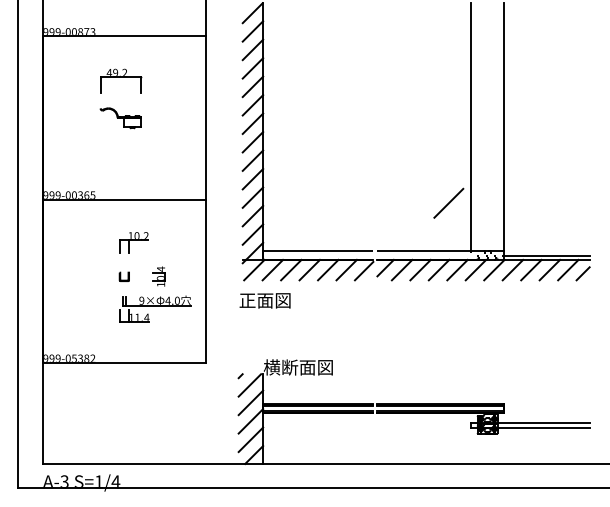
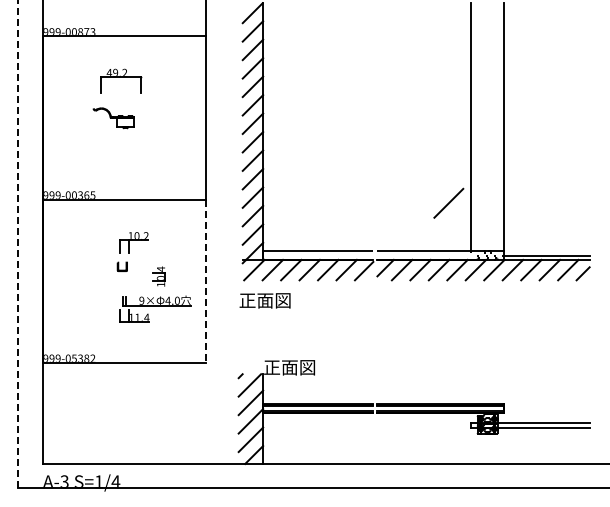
part position: (120, 118) -> (113, 118) (113, 118)
line: solid -> dashed (18, 244)
part position: (123, 276) -> (121, 266) (121, 266)
line: solid -> dashed (206, 281)
text: 横断面図 -> 正面図 (297, 367)
